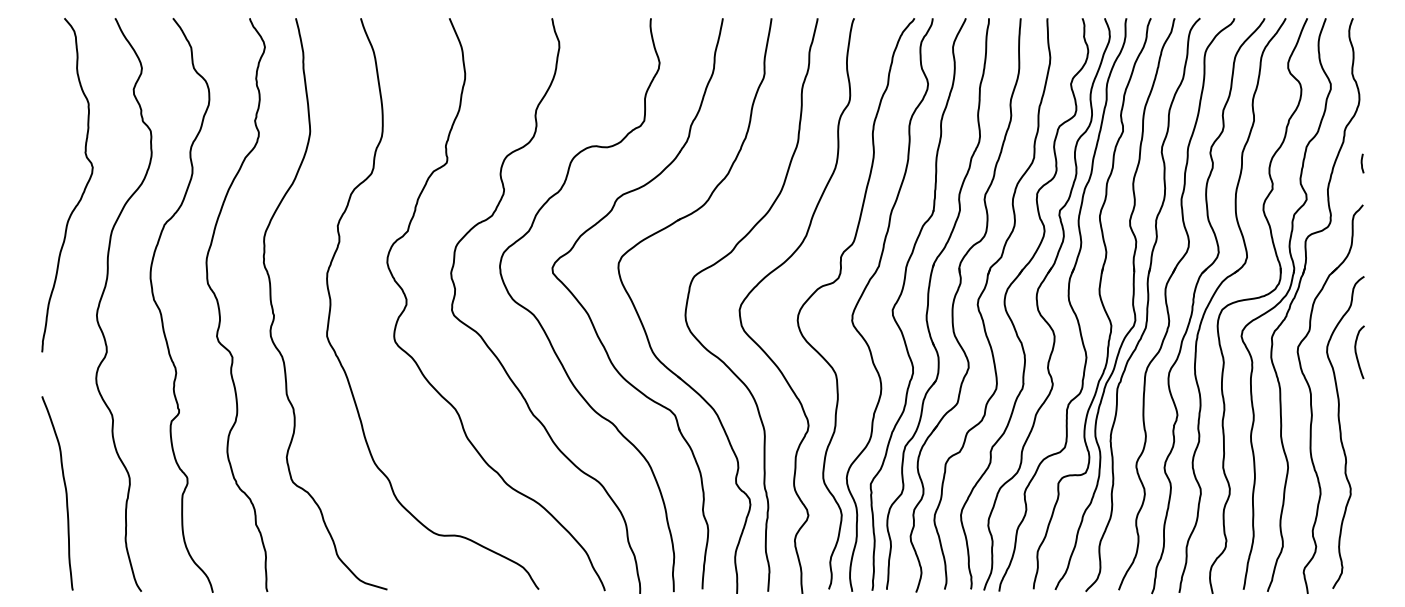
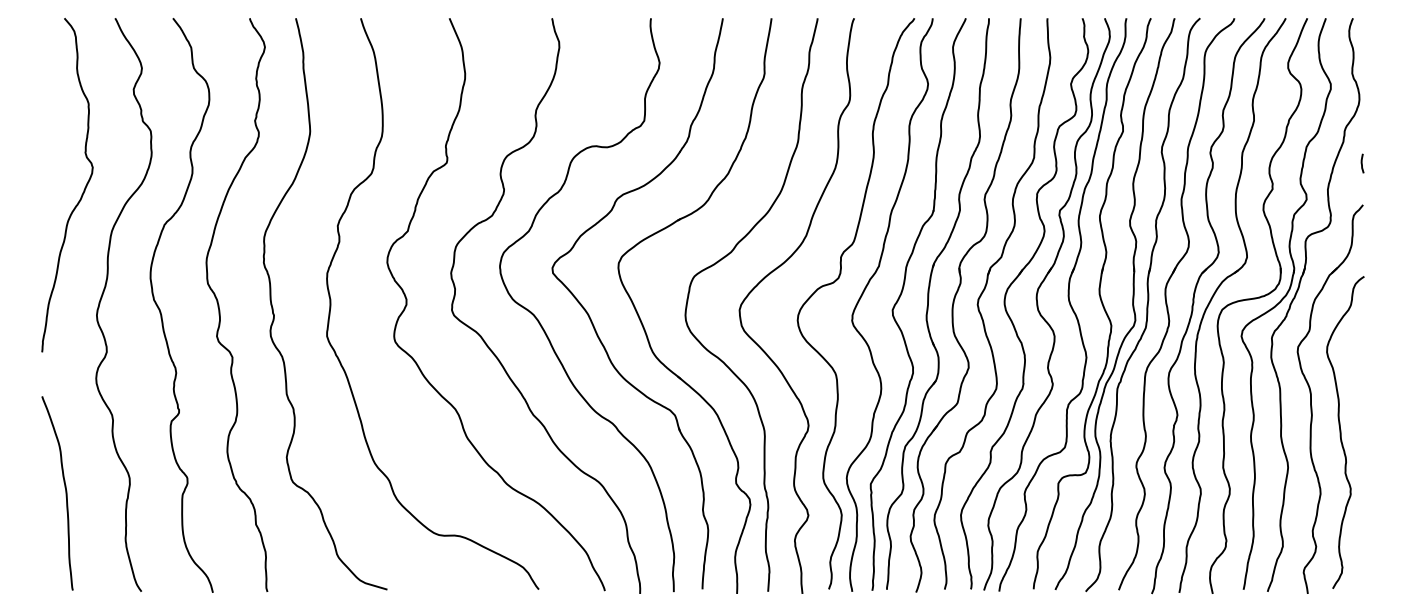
curve: present -> none (1357, 354)
